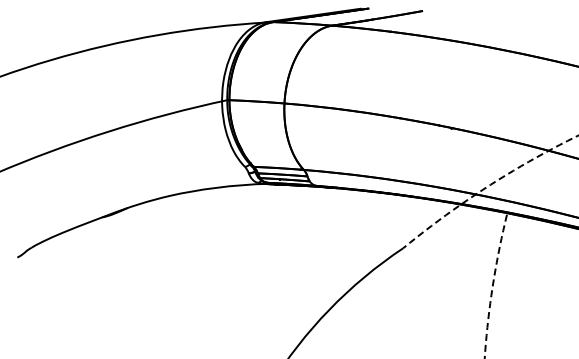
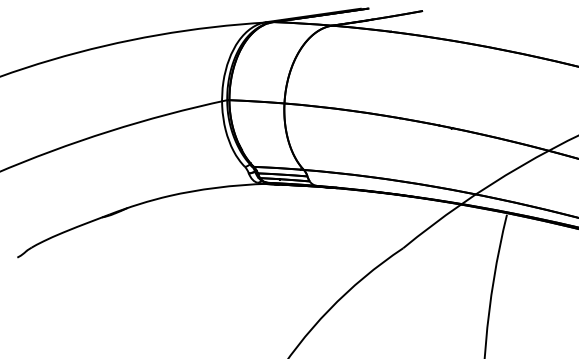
arc: dashed -> solid (487, 187)
arc: dashed -> solid (492, 286)
